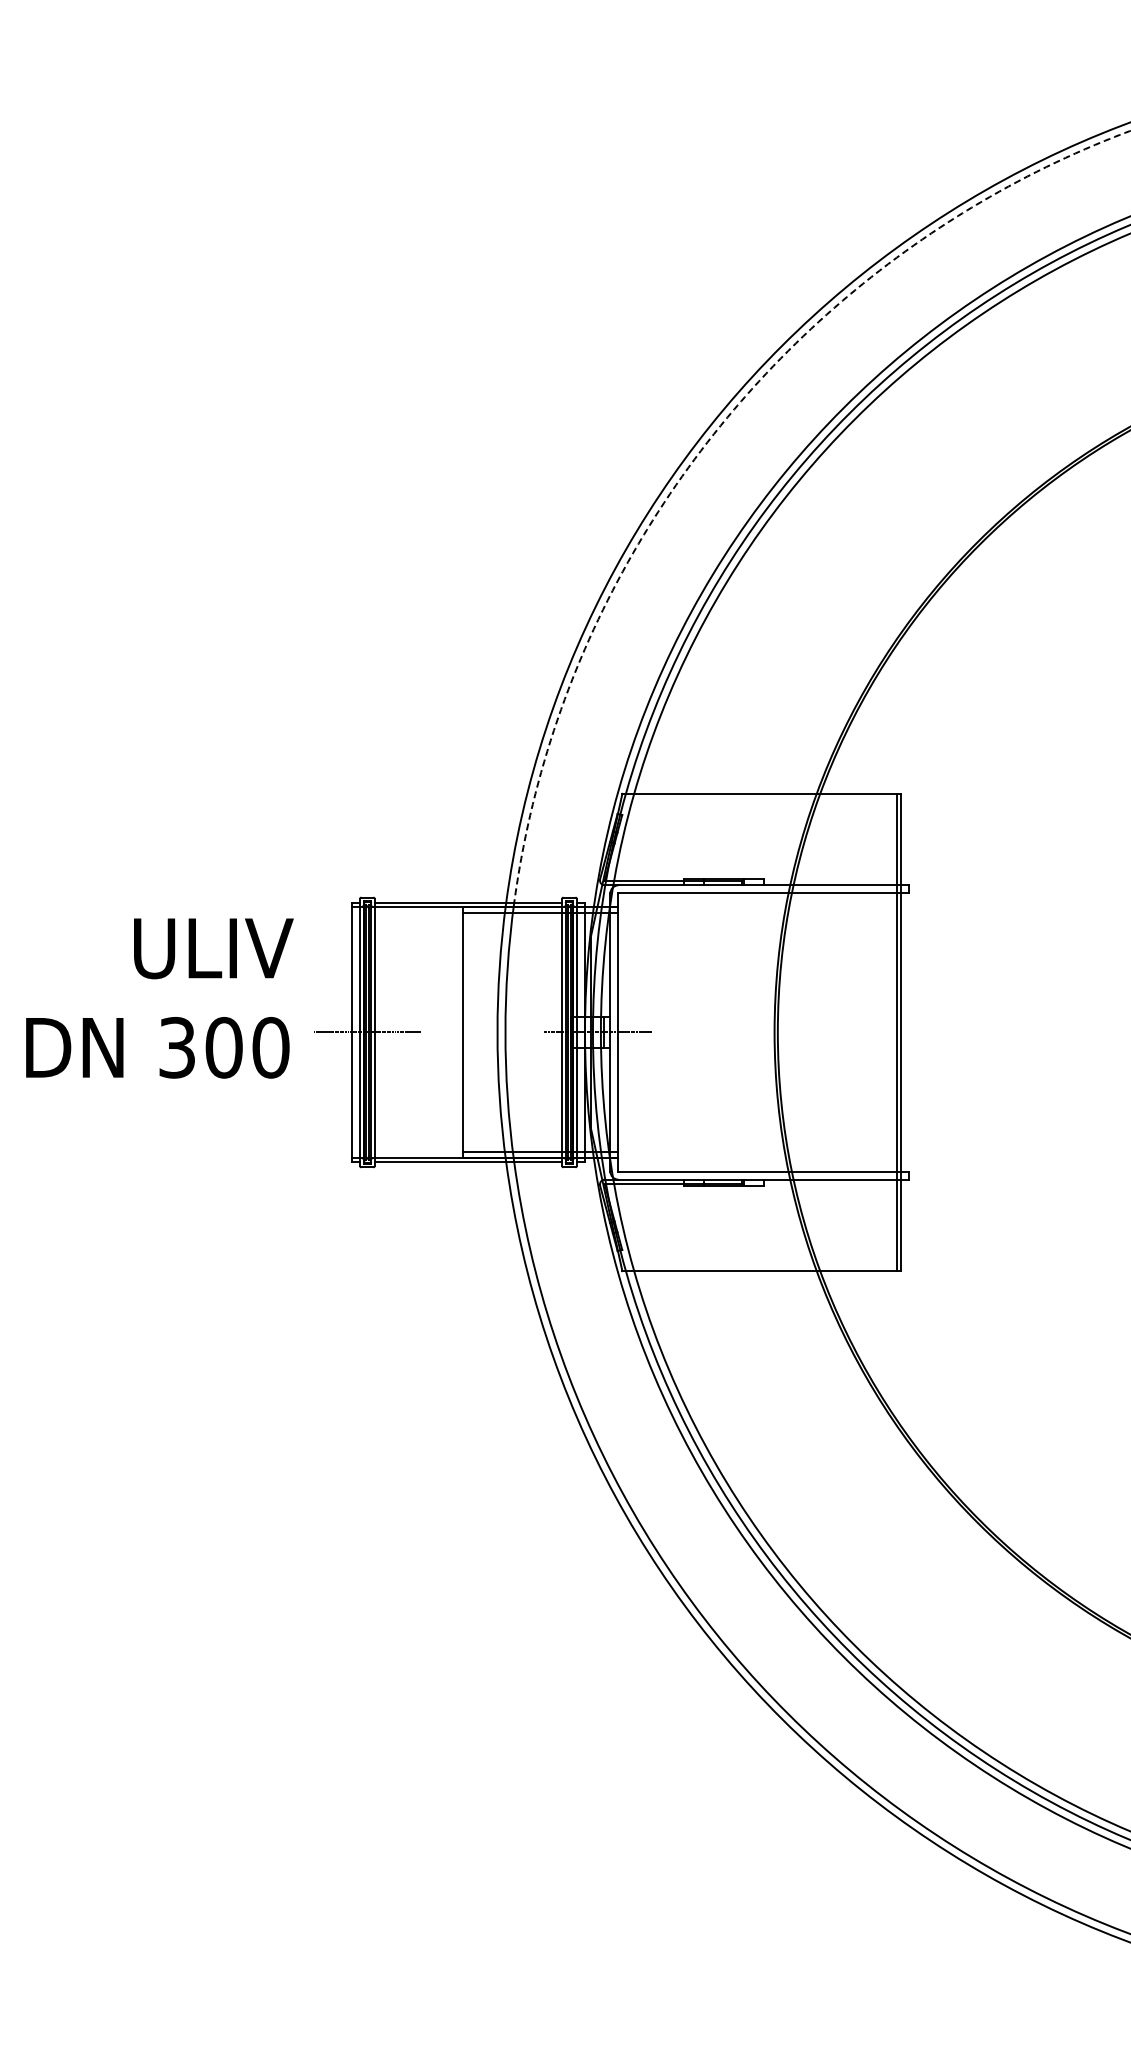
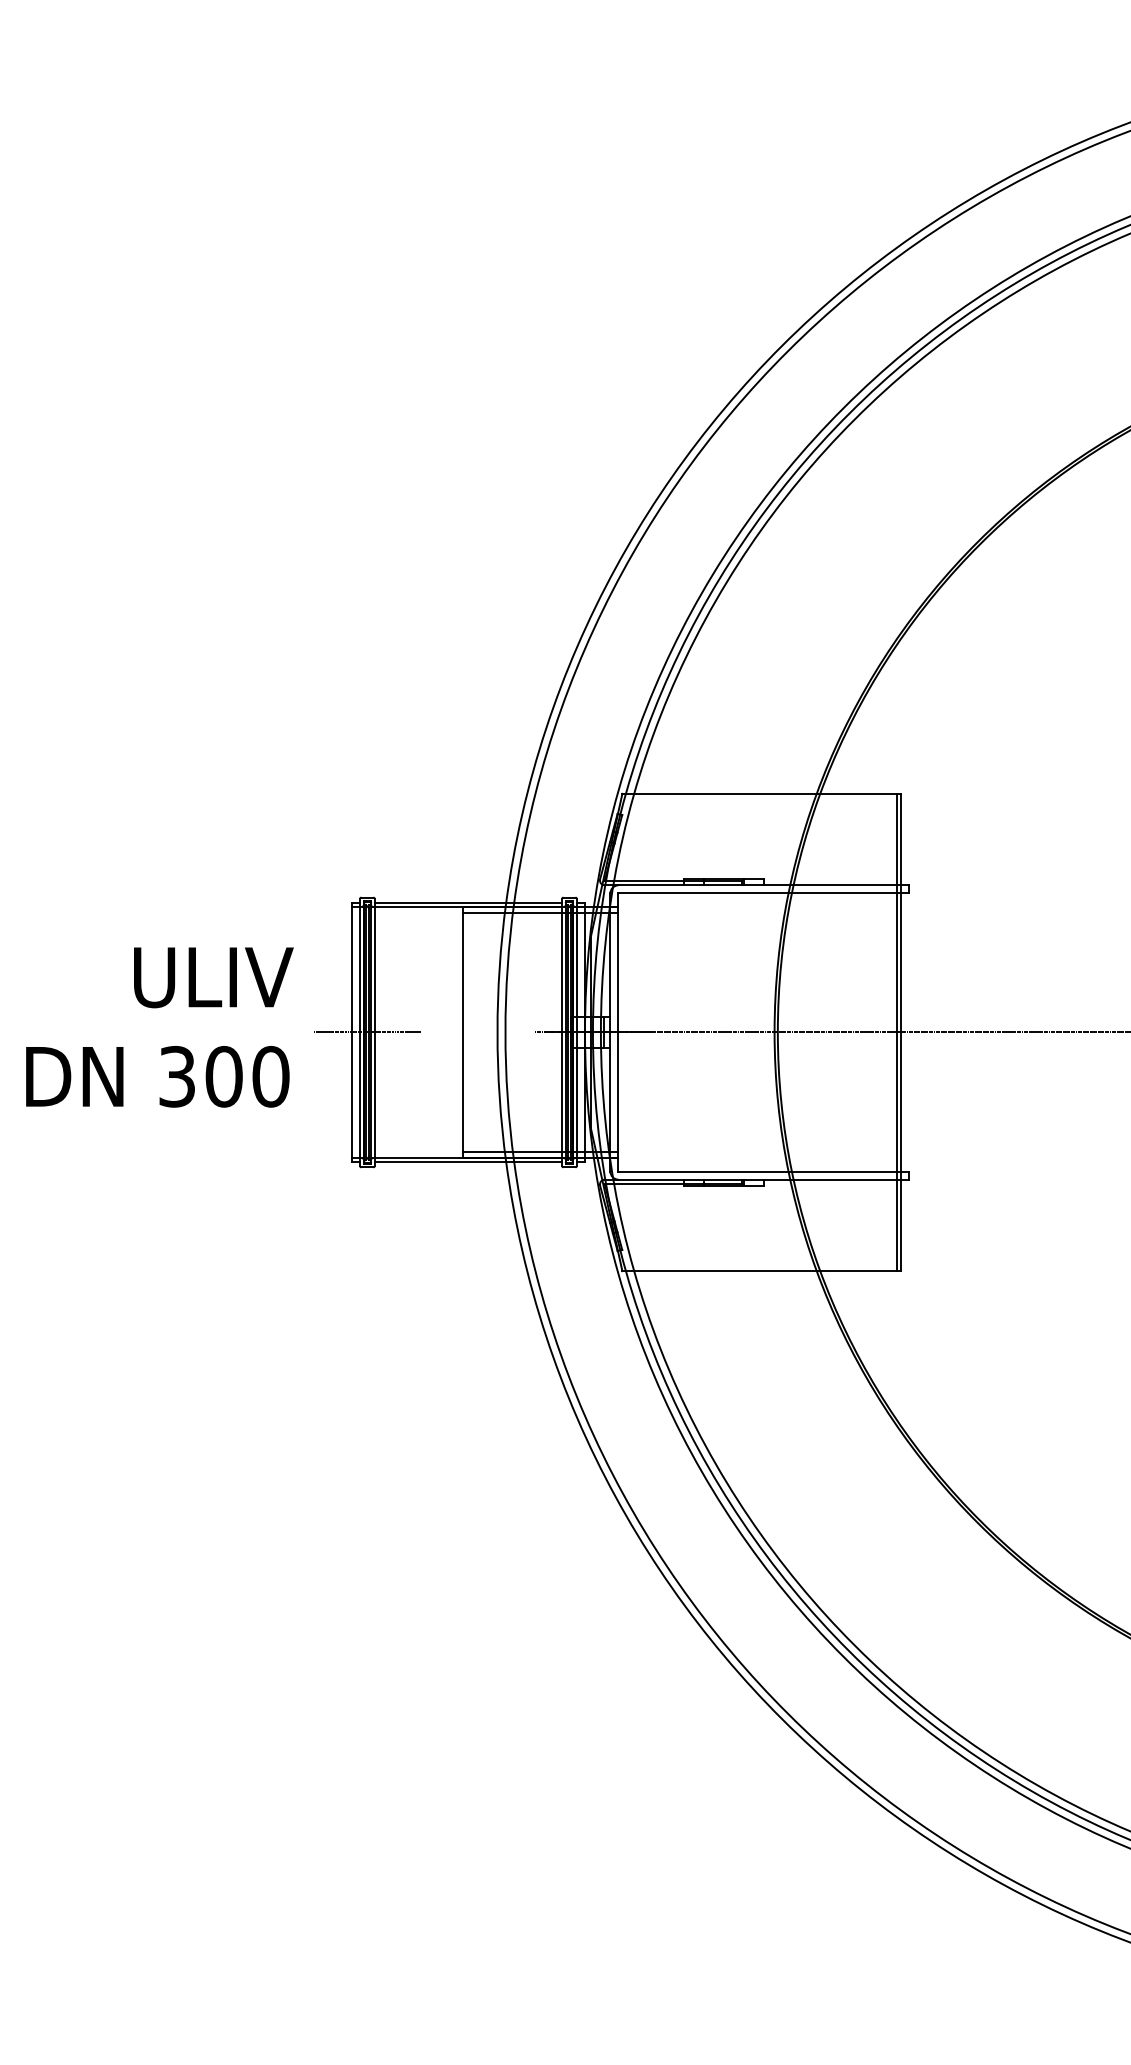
arc: dashed -> solid (716, 431)
text position: (159, 998) -> (159, 1027) (159, 1027)
line: none -> present (831, 1032)
